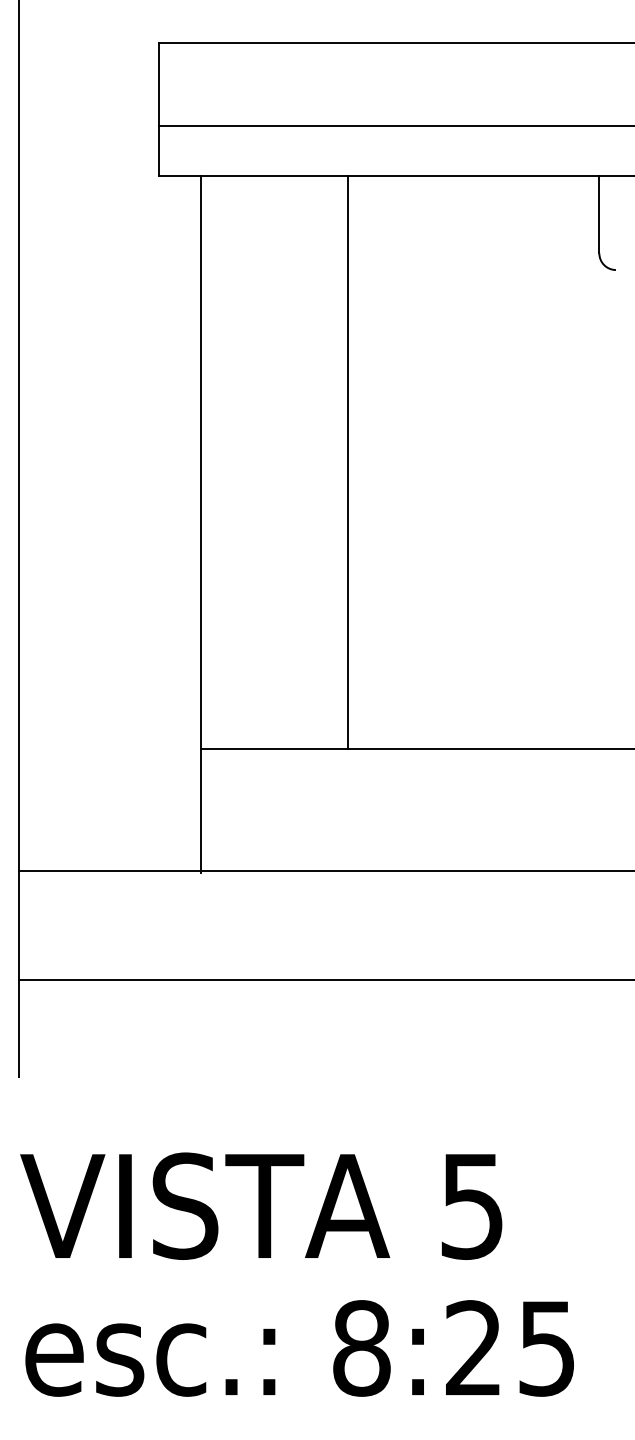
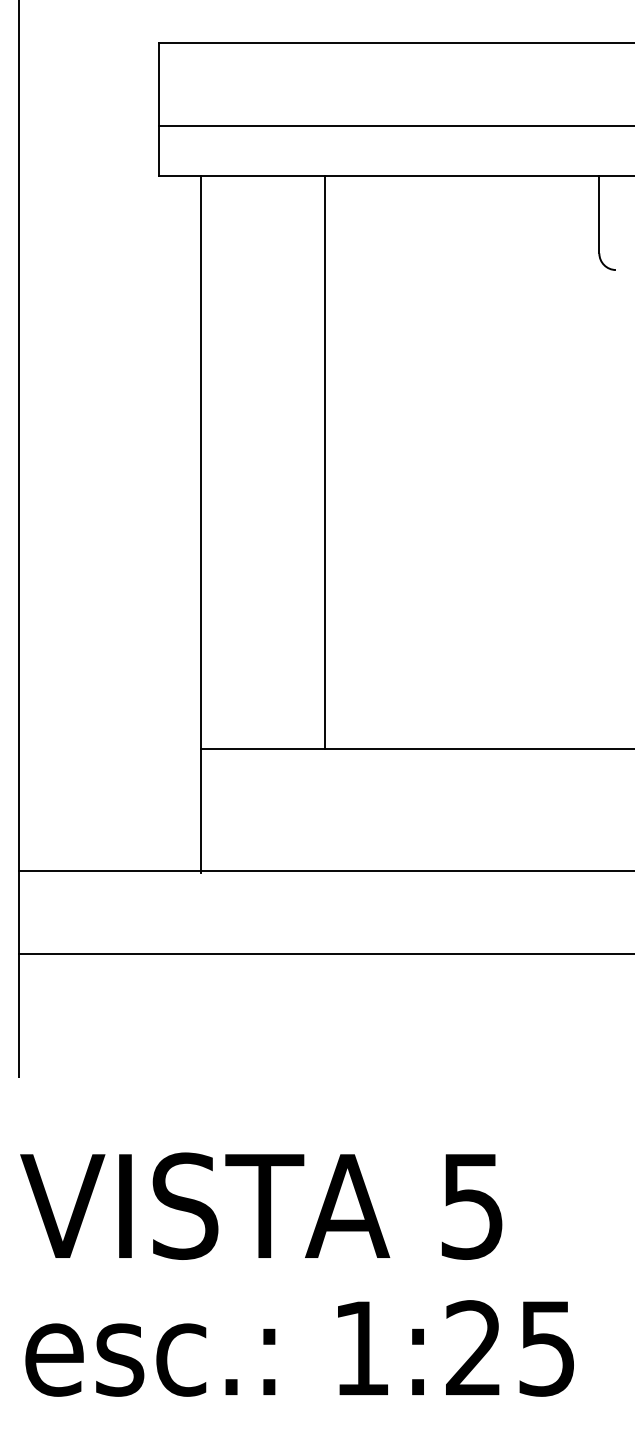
line position: (348, 462) -> (325, 462) (325, 462)
line position: (325, 979) -> (325, 953) (325, 953)
text: 8:25 -> 1:25 (361, 1348)
